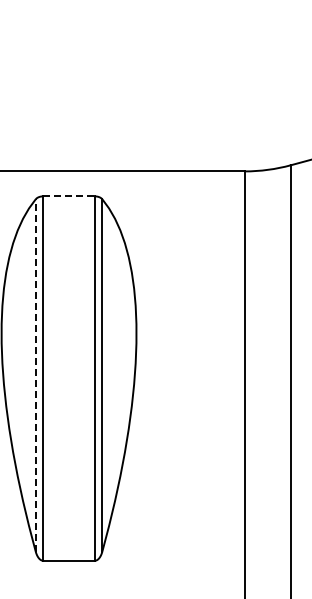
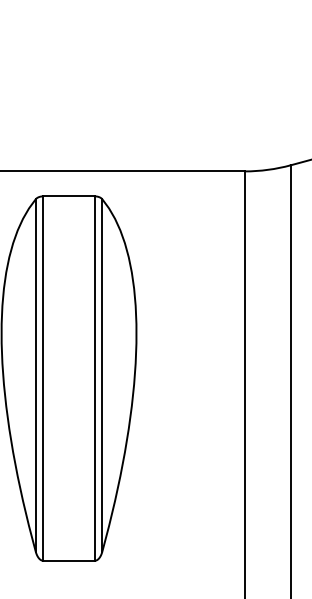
line: dashed -> solid (69, 196)
line: dashed -> solid (35, 374)
